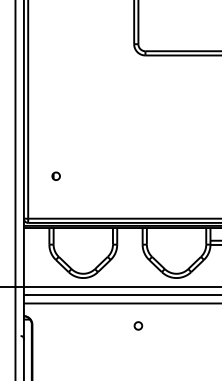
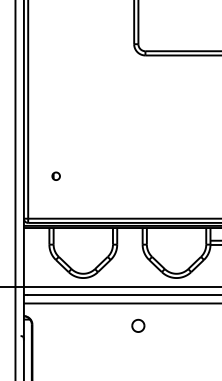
part size: 11x10 px -> 15x15 px (138, 325)
